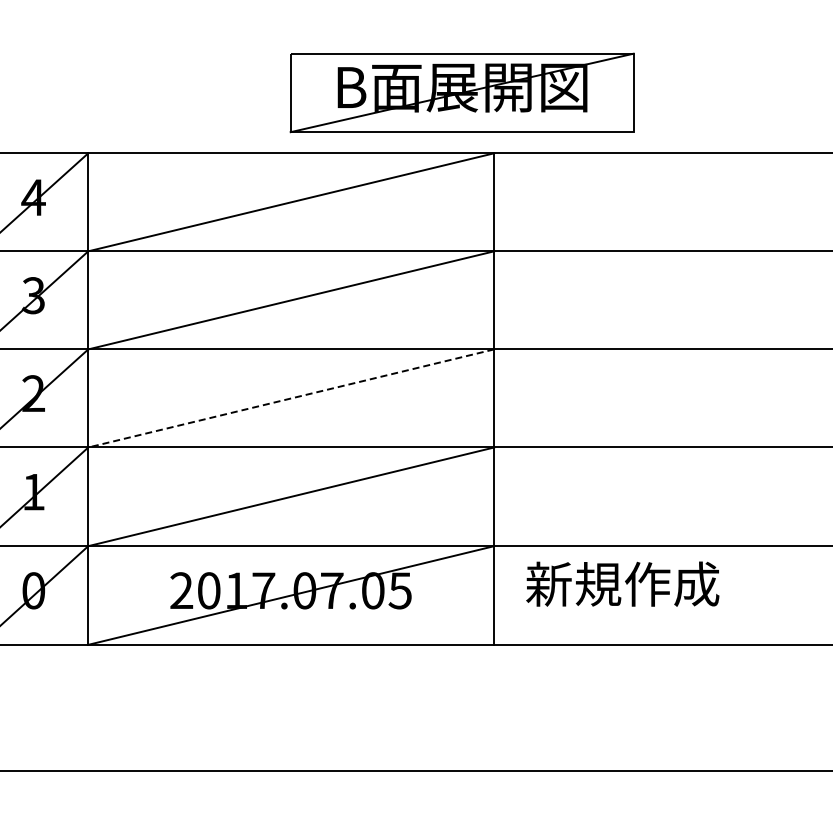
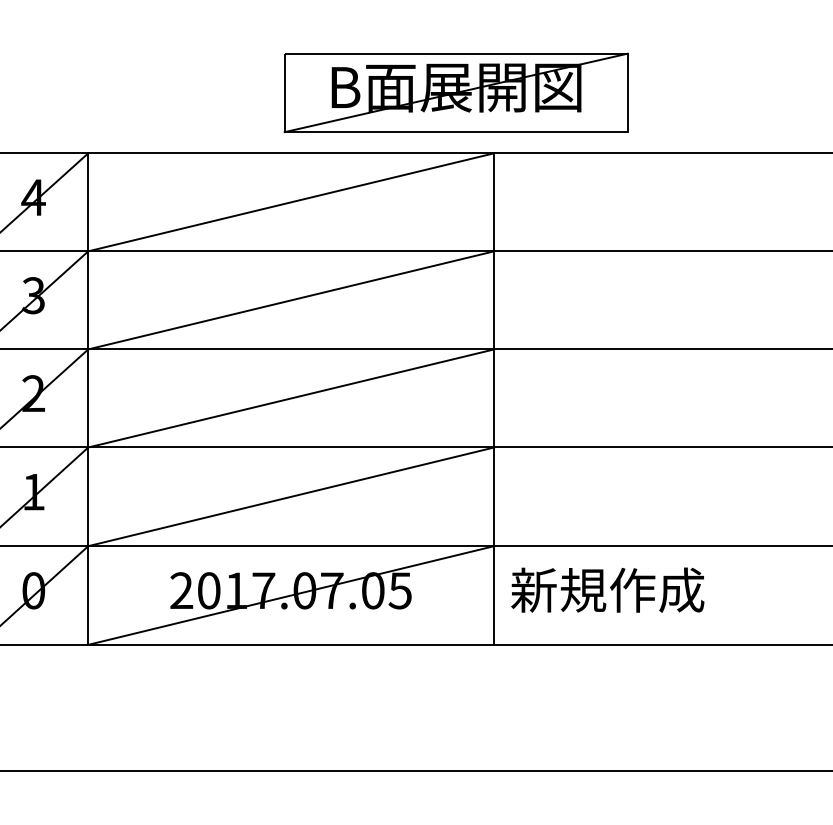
part position: (461, 92) -> (455, 92) (455, 92)
line: dashed -> solid (291, 398)
text position: (622, 583) -> (607, 589) (607, 589)
